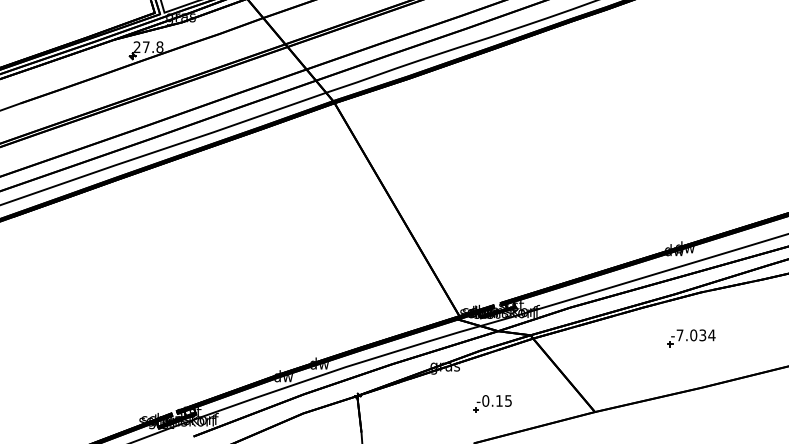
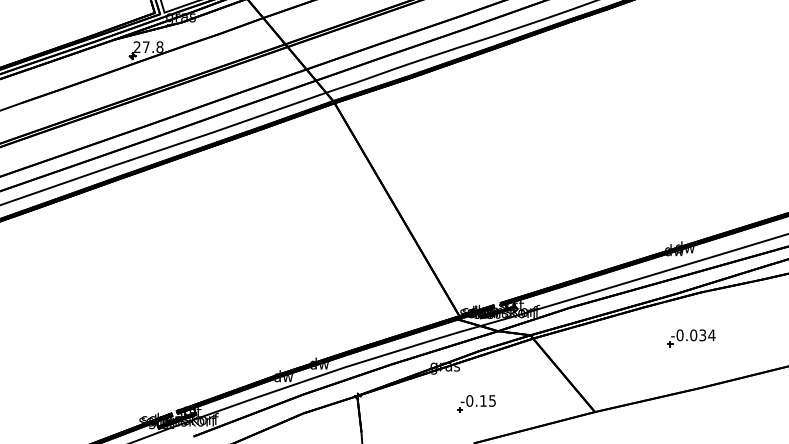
text: -7.034 -> -0.034 (679, 335)
part position: (492, 403) -> (476, 403) (476, 403)
